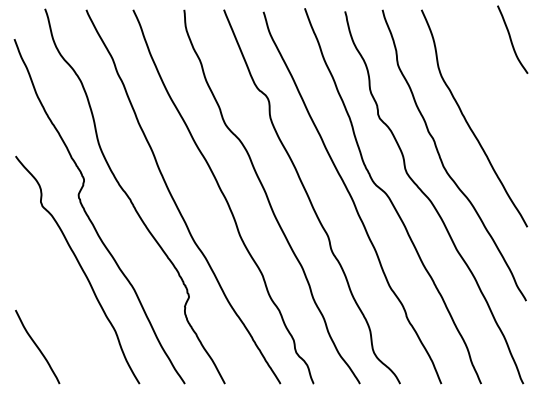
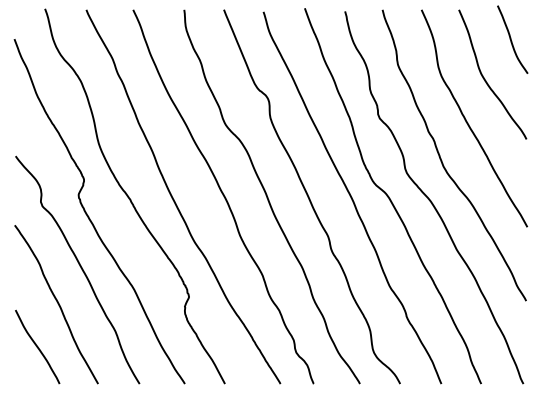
curve: none -> present (486, 80)
curve: none -> present (57, 304)
